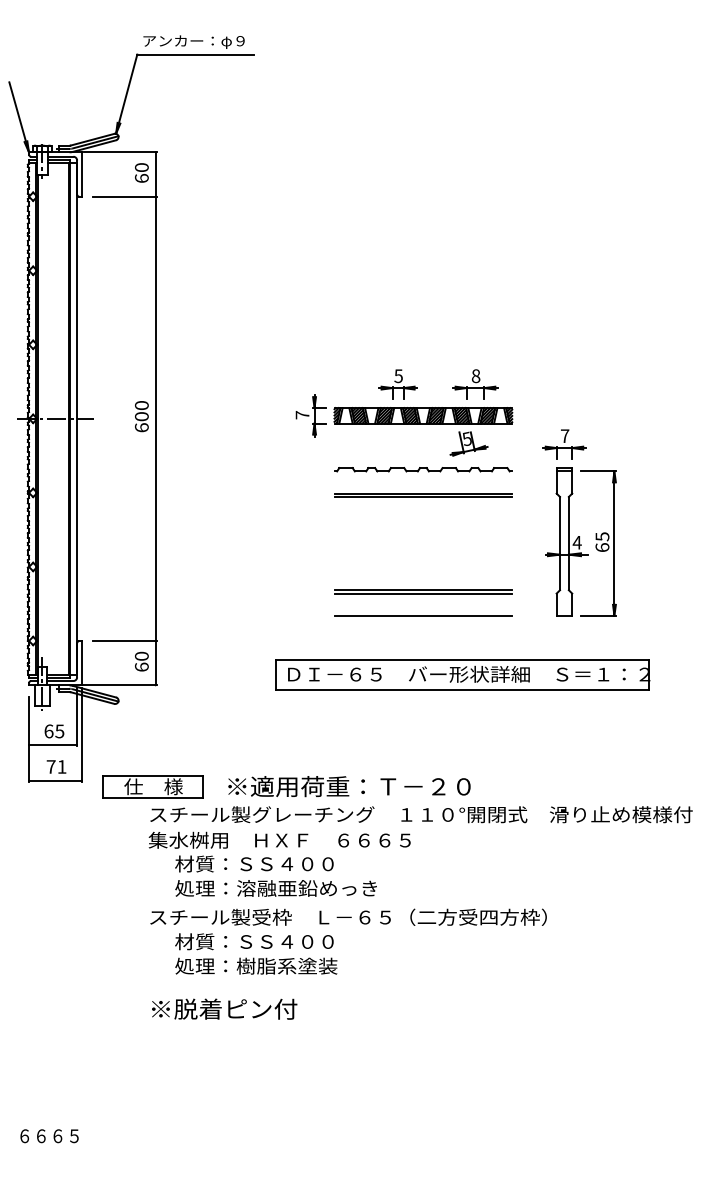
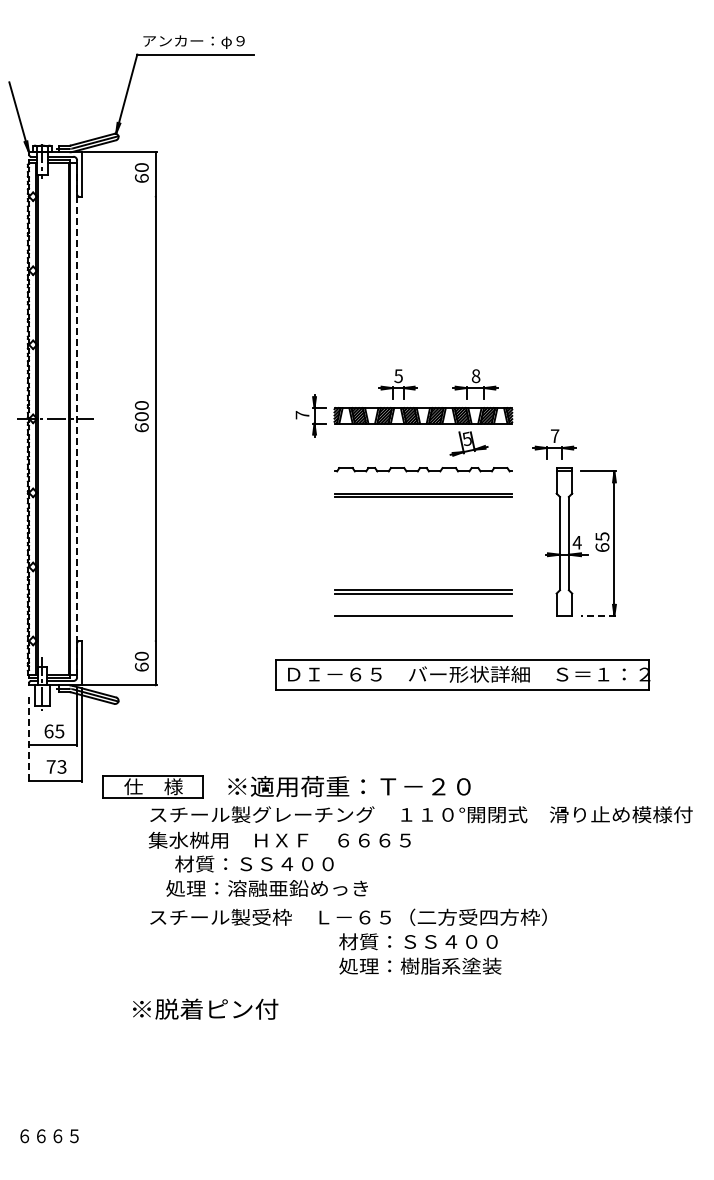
line: present -> none (124, 196)
line: solid -> dashed (77, 418)
part position: (564, 444) -> (554, 444) (554, 444)
line: solid -> dashed (597, 615)
line: present -> none (124, 641)
line: solid -> dashed (28, 739)
text: 71 -> 73 (61, 766)
text position: (275, 888) -> (266, 888) (266, 888)
text position: (256, 953) -> (420, 953) (420, 953)
text position: (224, 1008) -> (205, 1008) (205, 1008)
